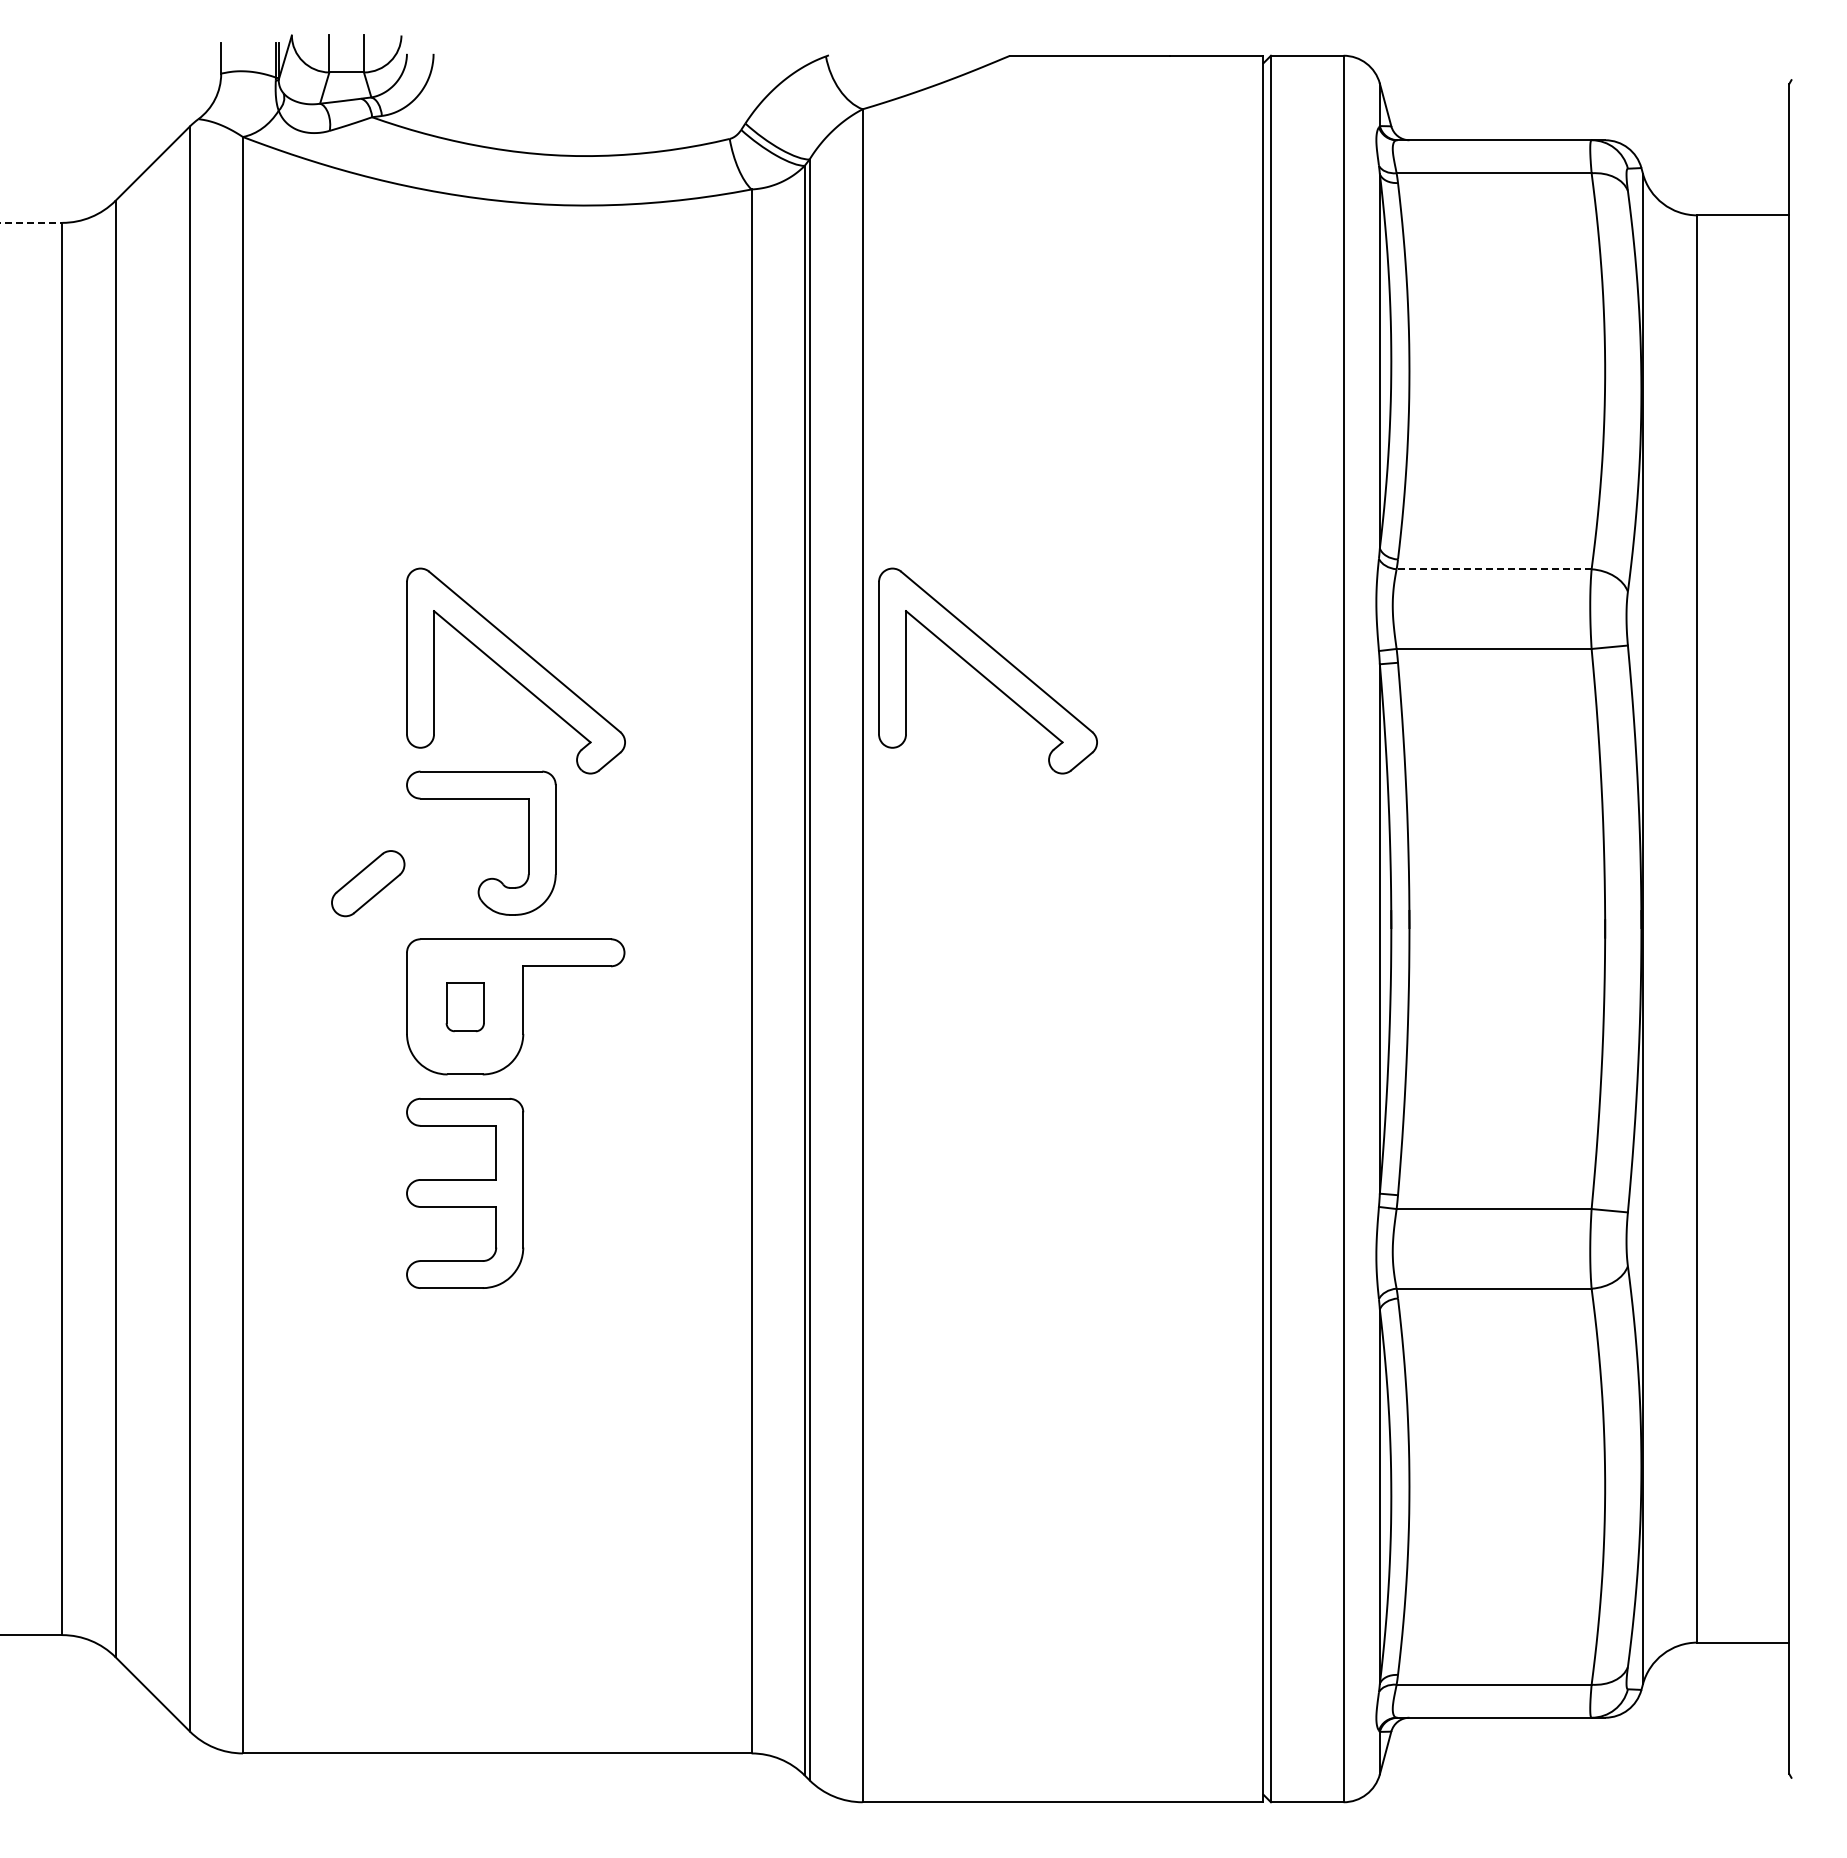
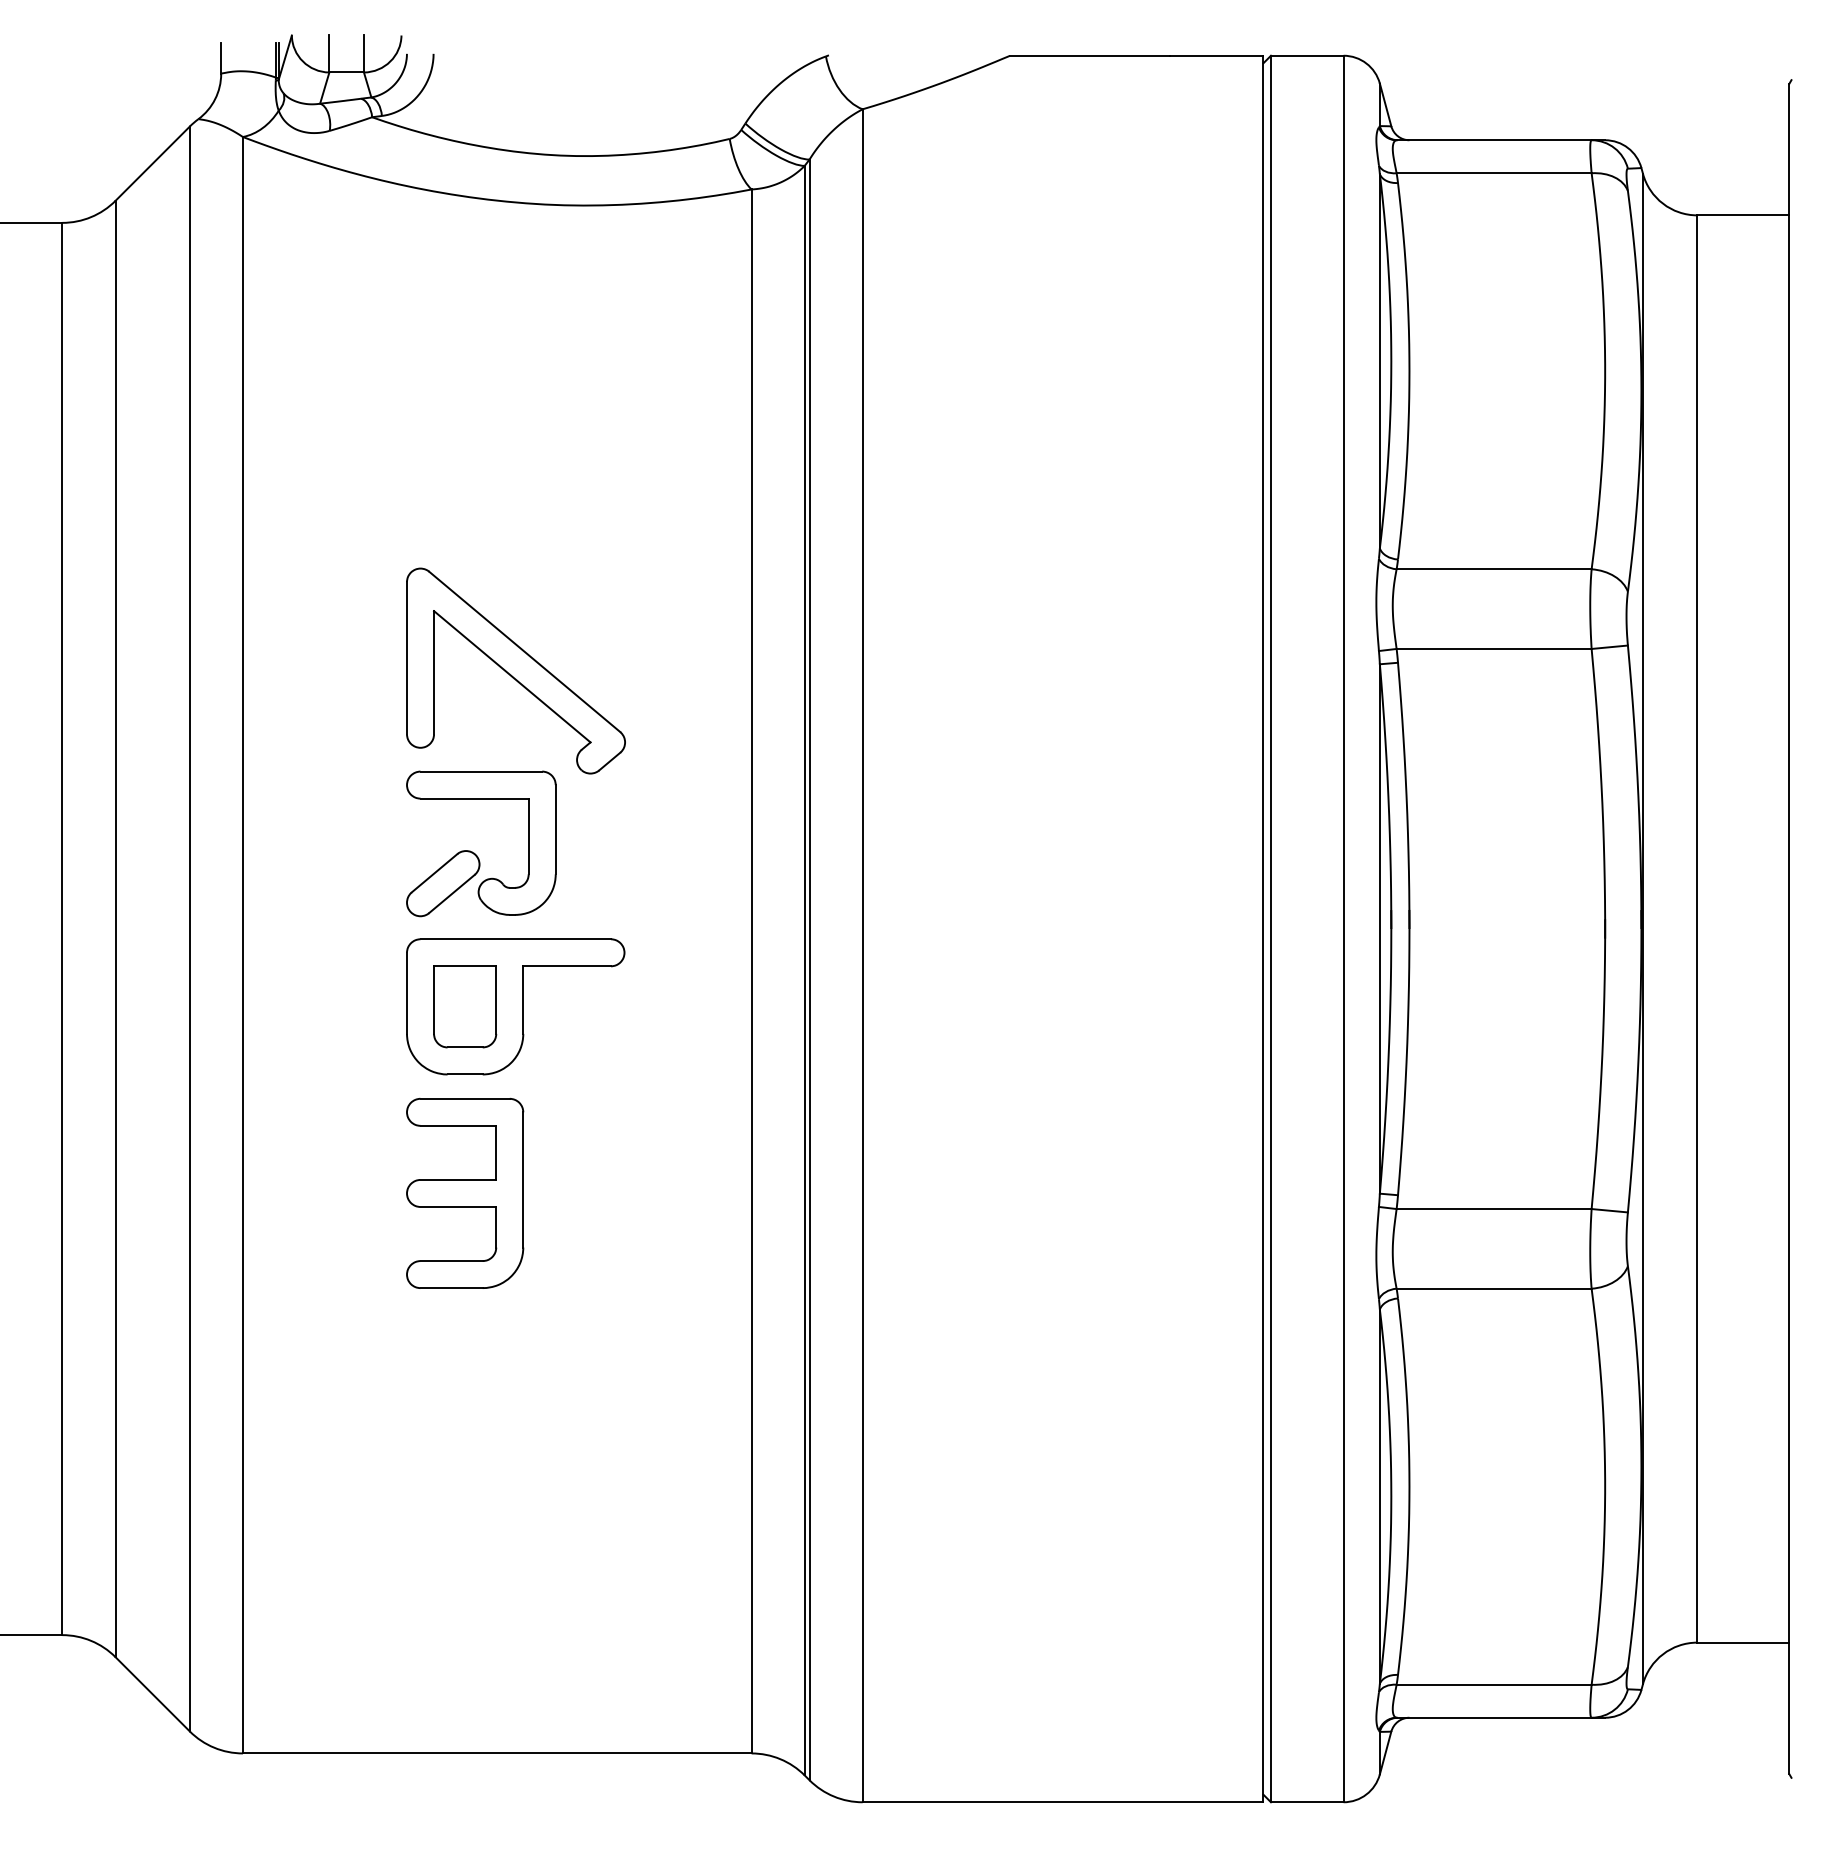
line: dashed -> solid (31, 222)
line: dashed -> solid (1494, 569)
part: present -> none (987, 670)
part position: (368, 883) -> (443, 883) (443, 883)
part size: 40x51 px -> 65x84 px (465, 1006)
